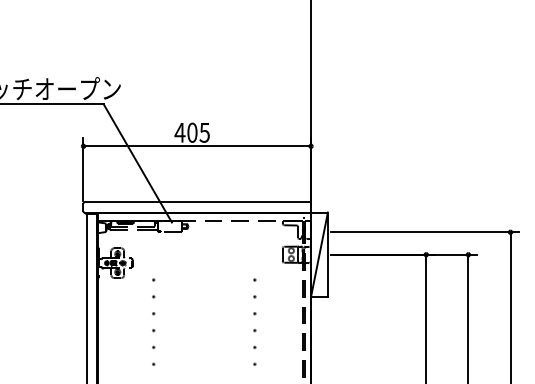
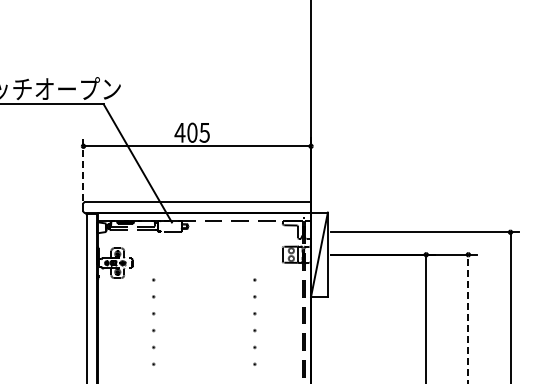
line: solid -> dashed (83, 168)
line: solid -> dashed (468, 318)
